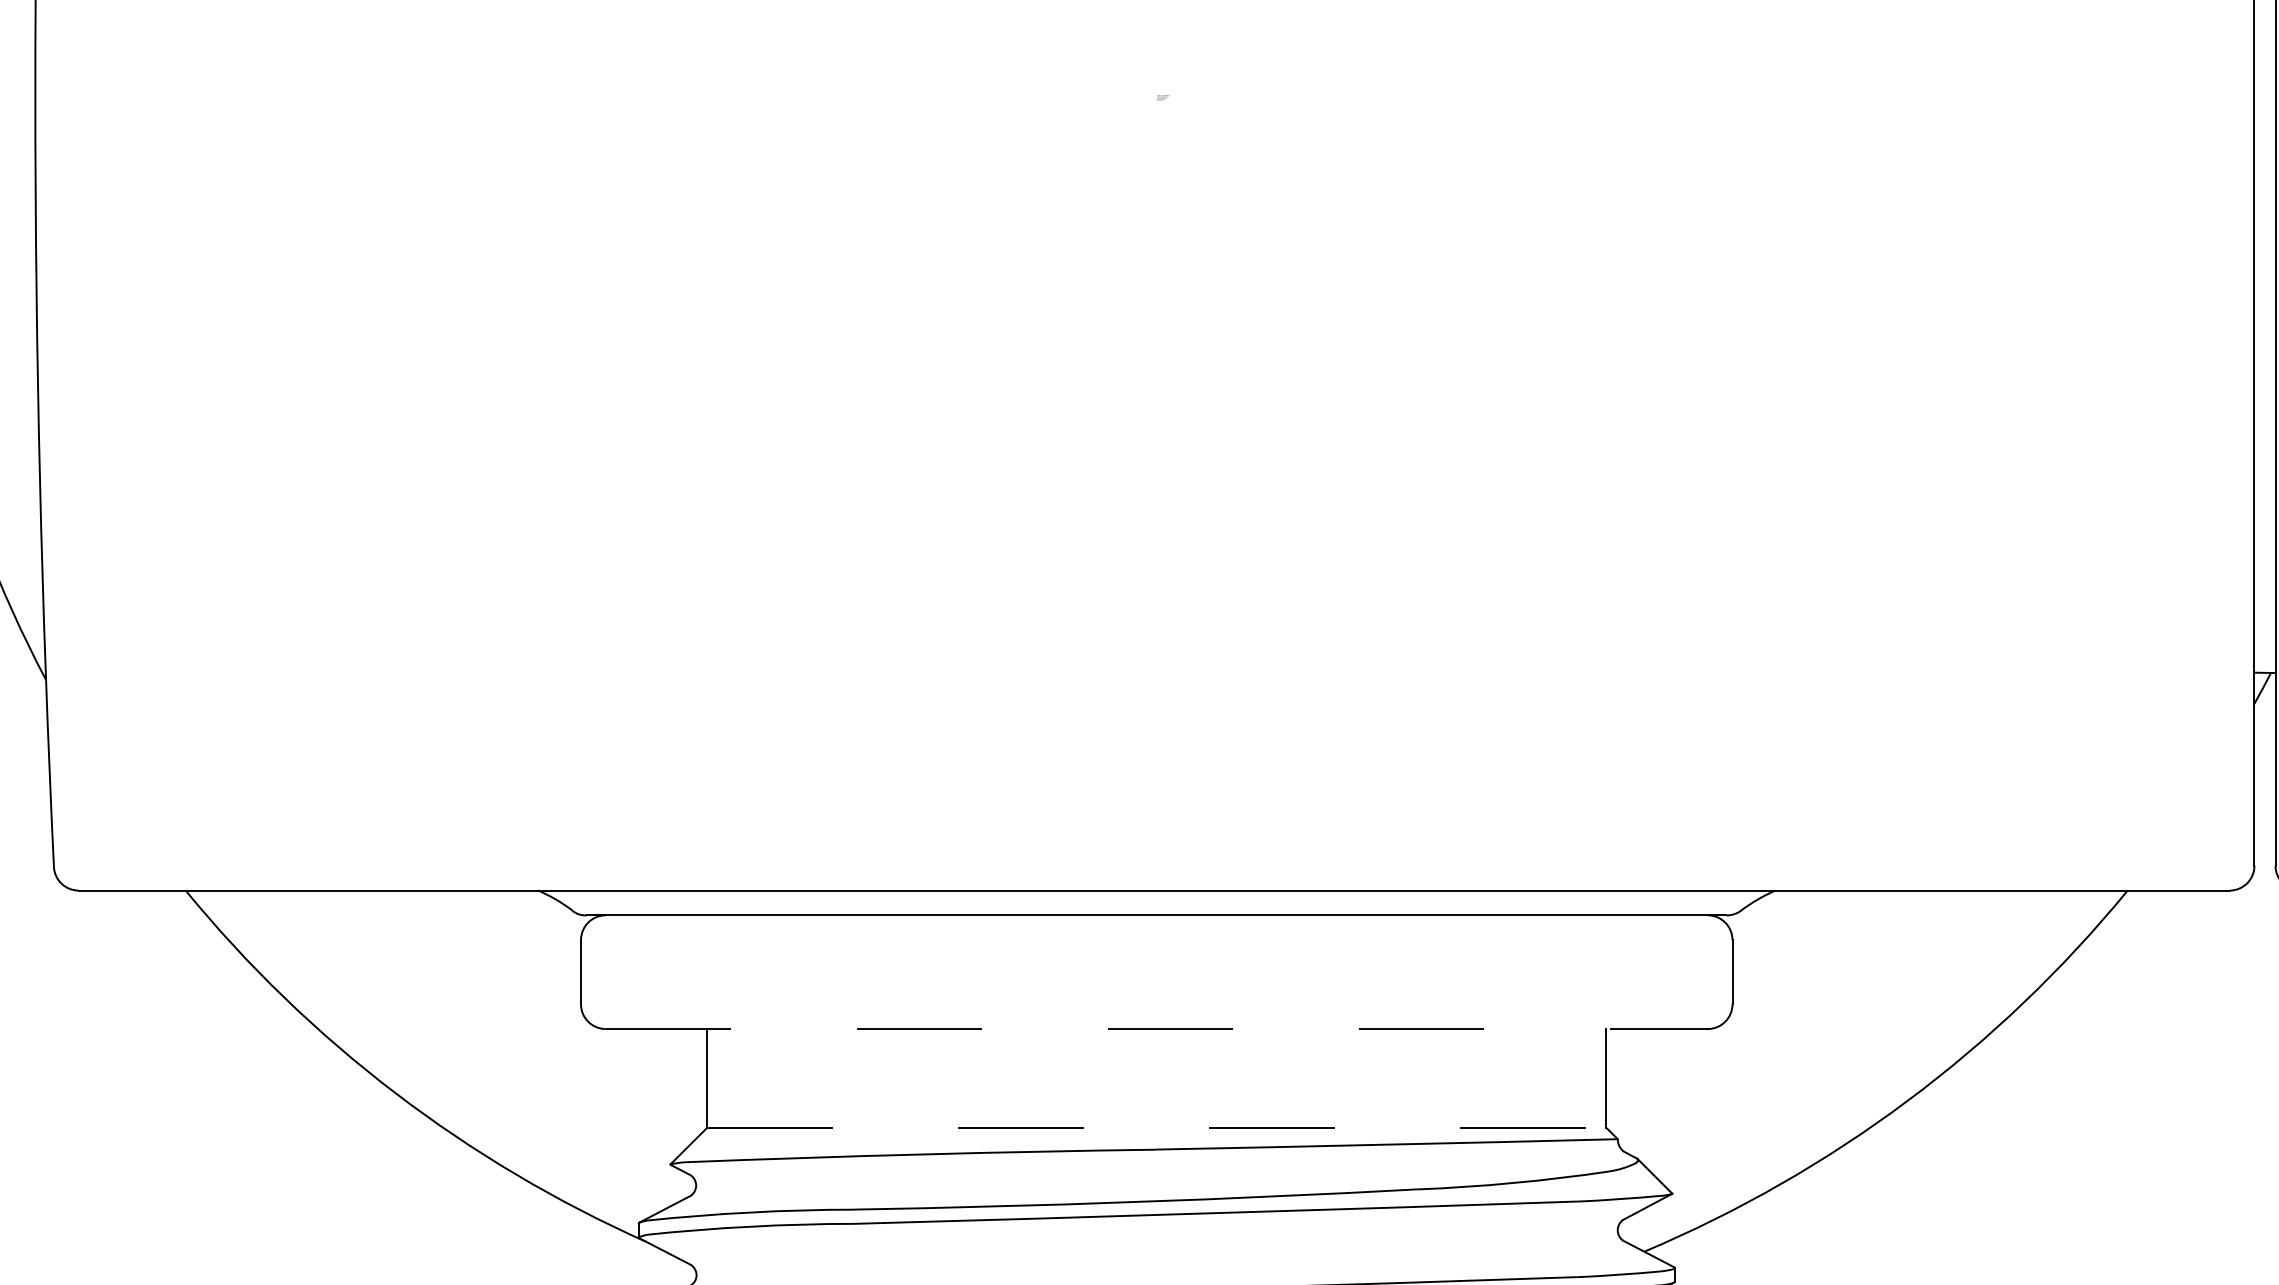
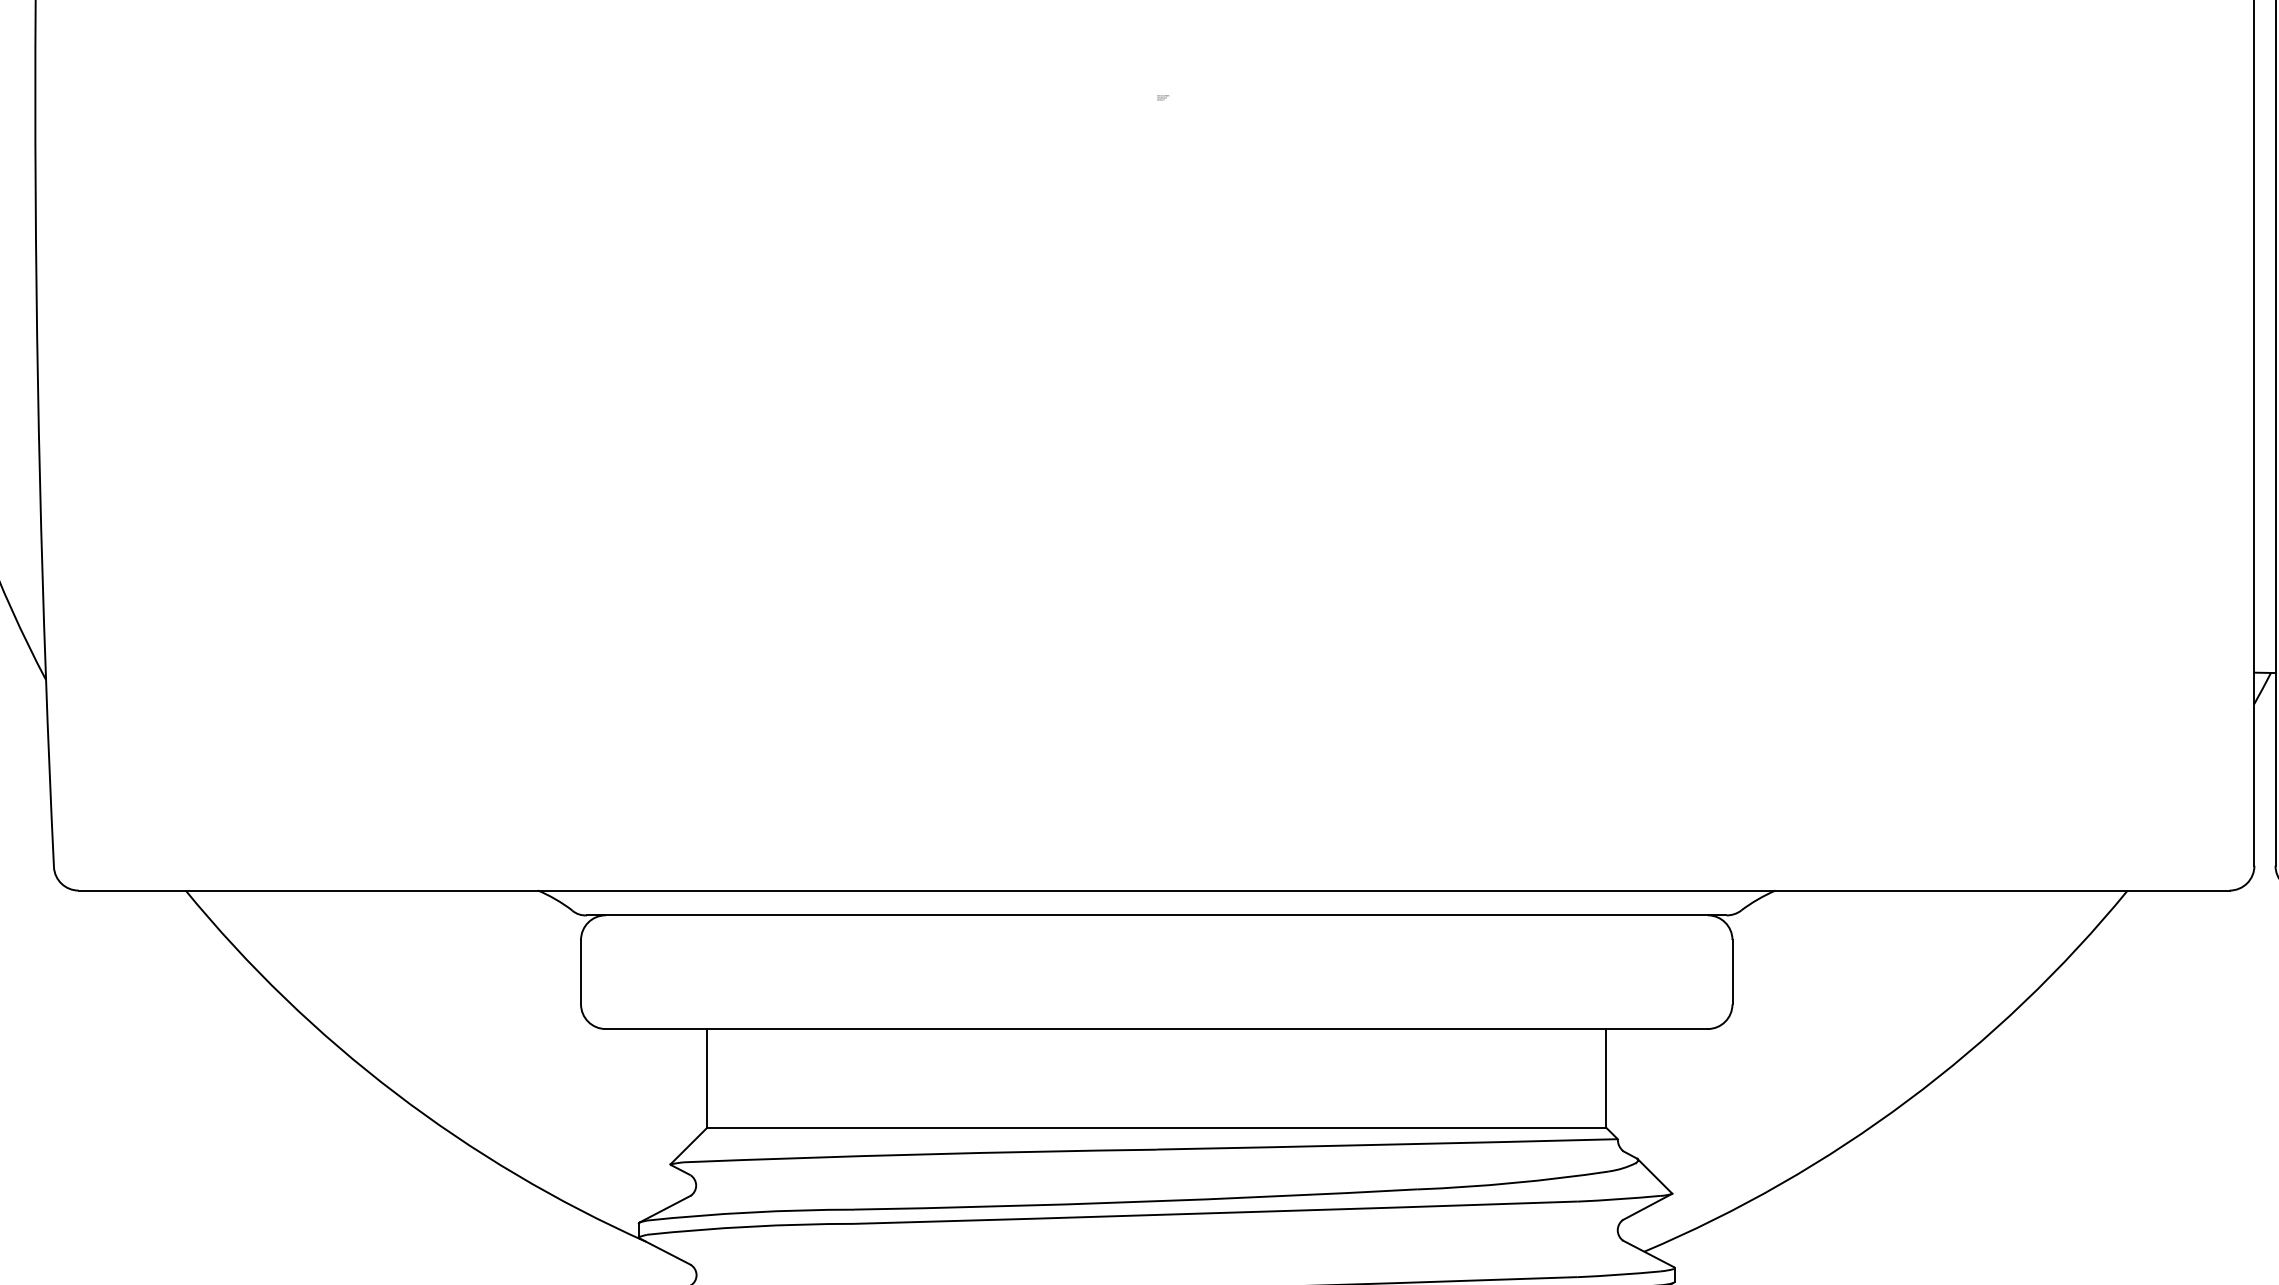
line: dashed -> solid (1157, 1029)
line: dashed -> solid (1156, 1127)
